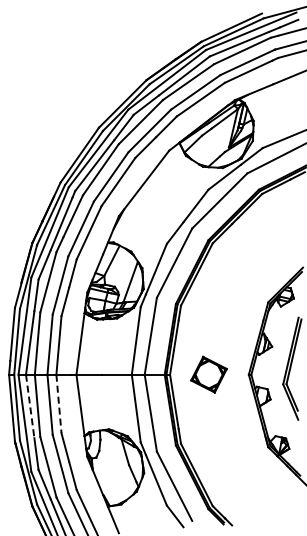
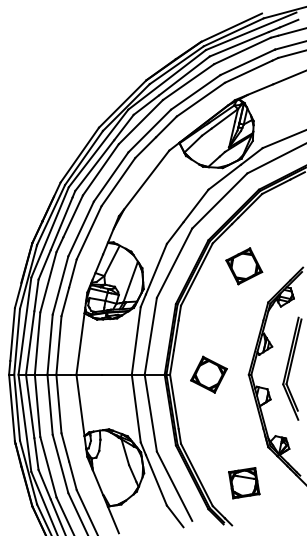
part: none -> present (244, 266)
line: dashed -> solid (58, 404)
line: dashed -> solid (30, 406)
part: none -> present (244, 483)
